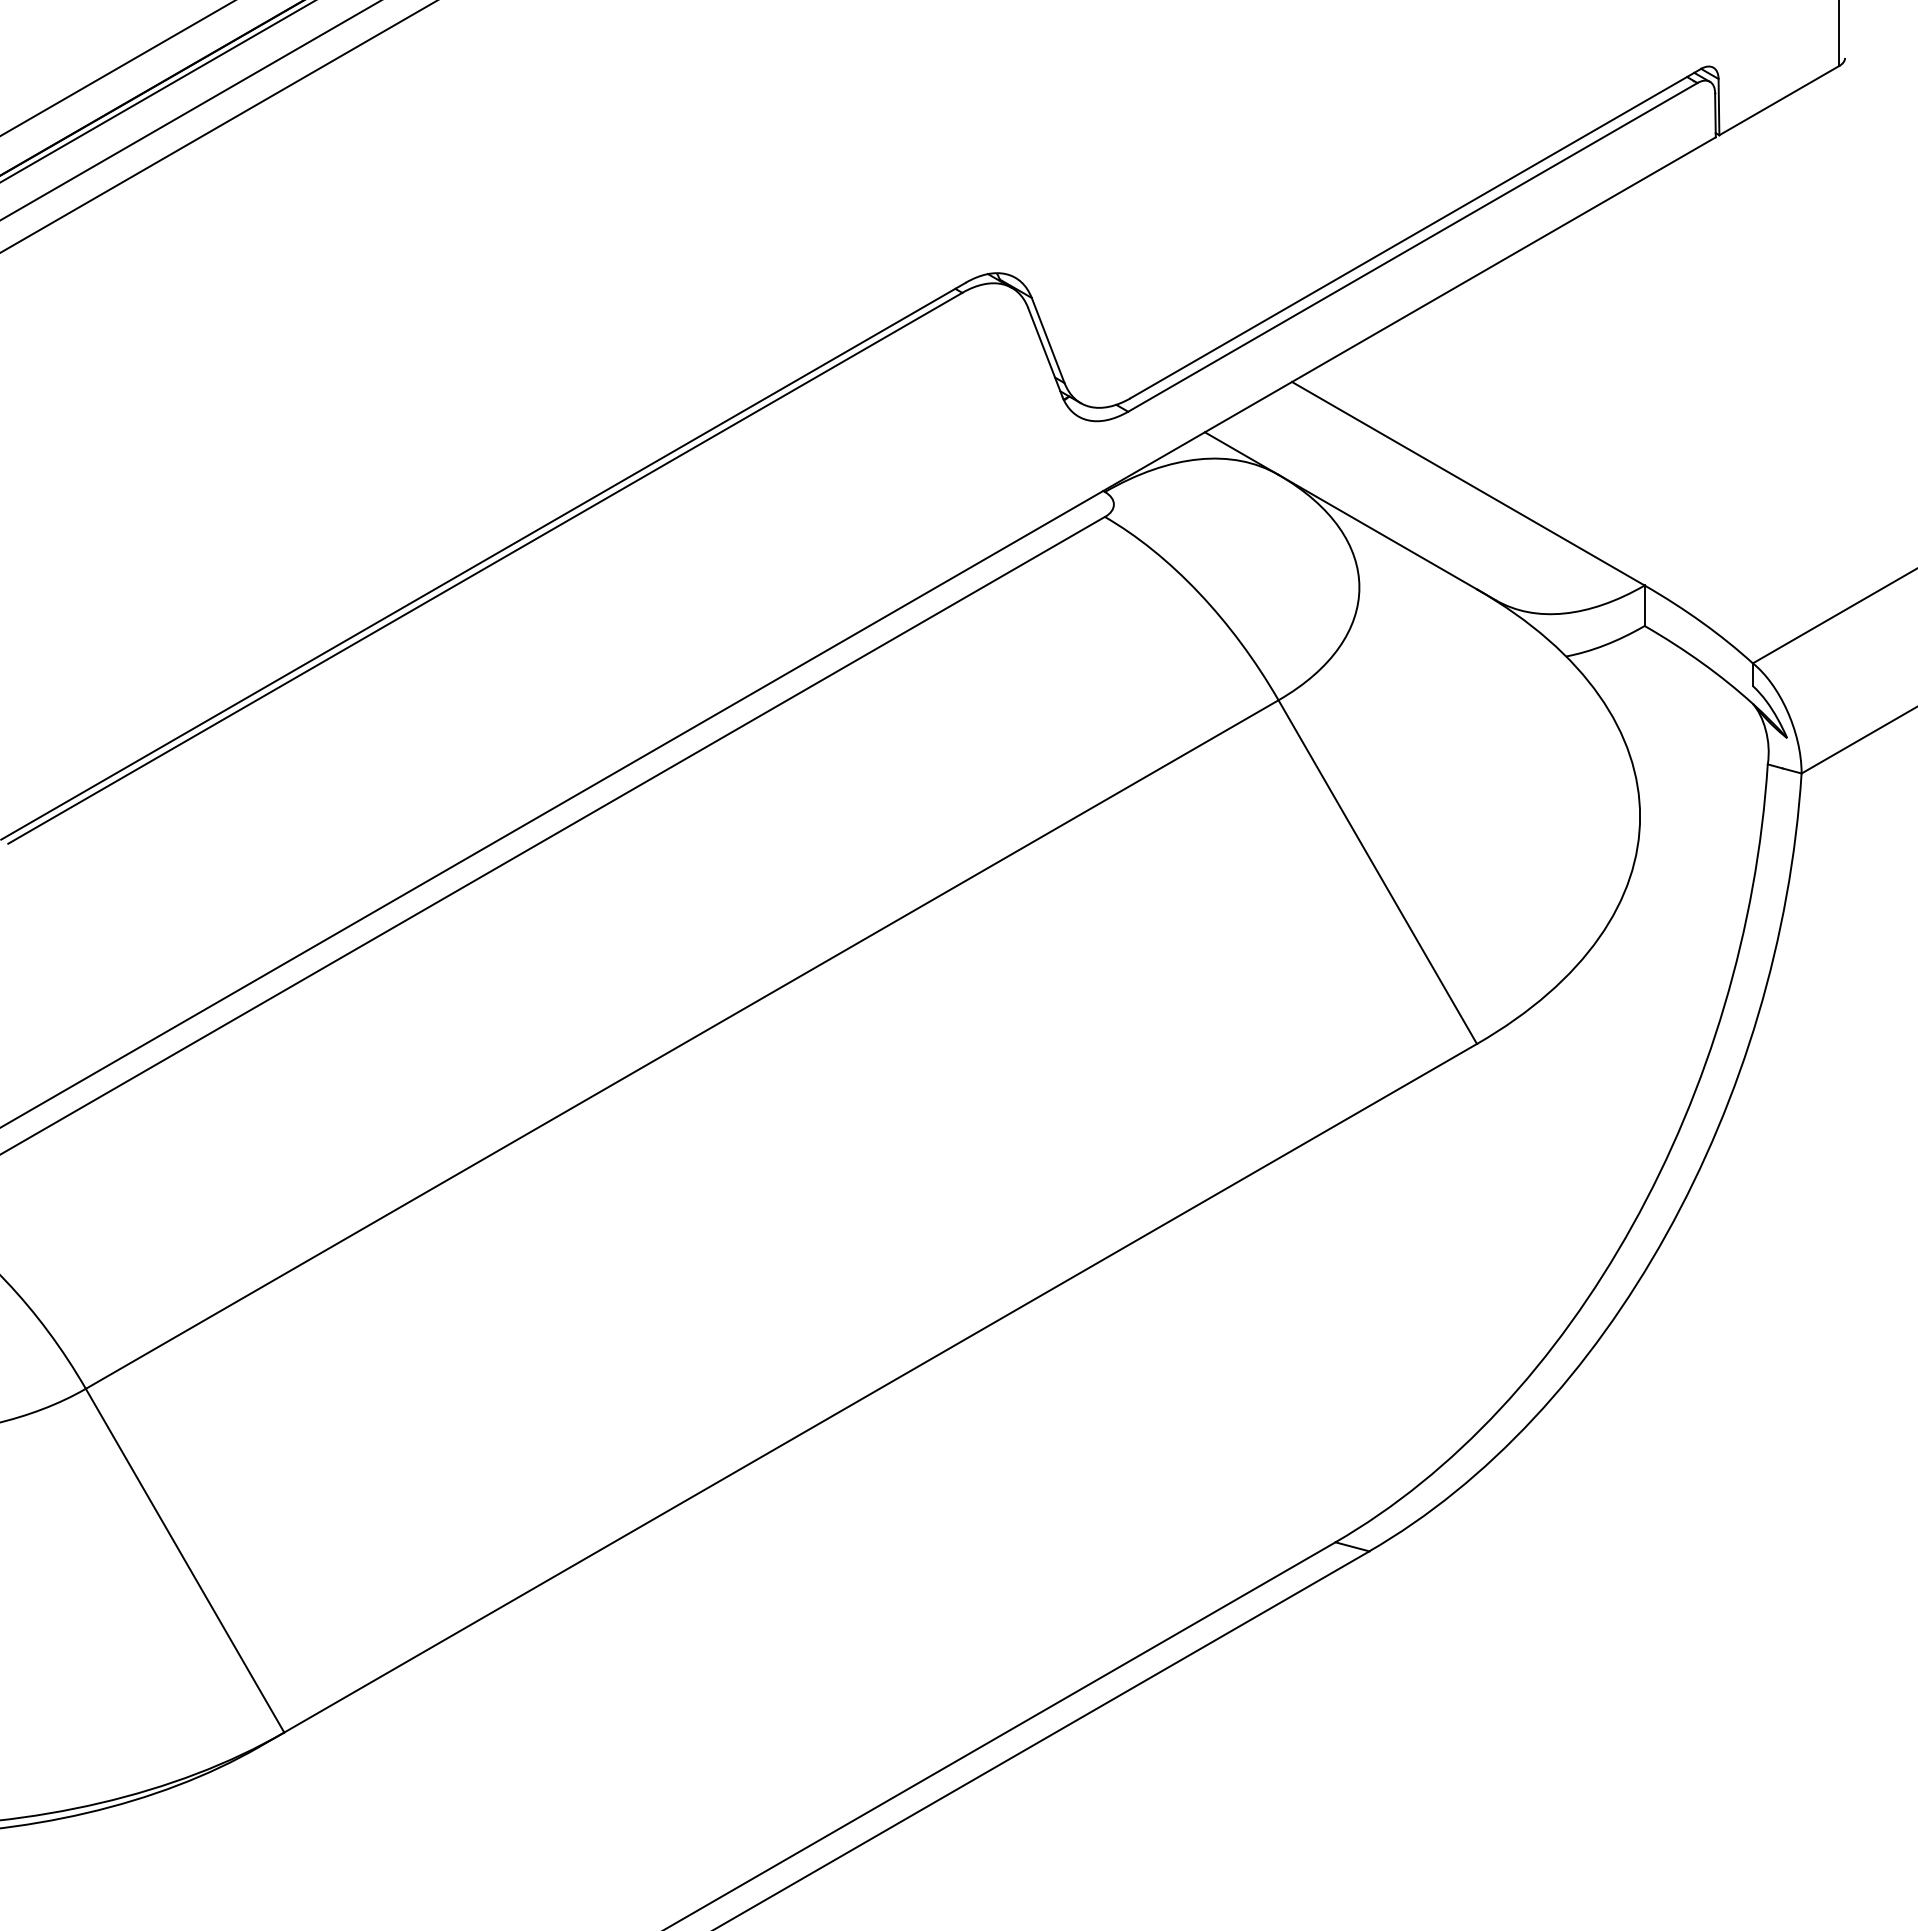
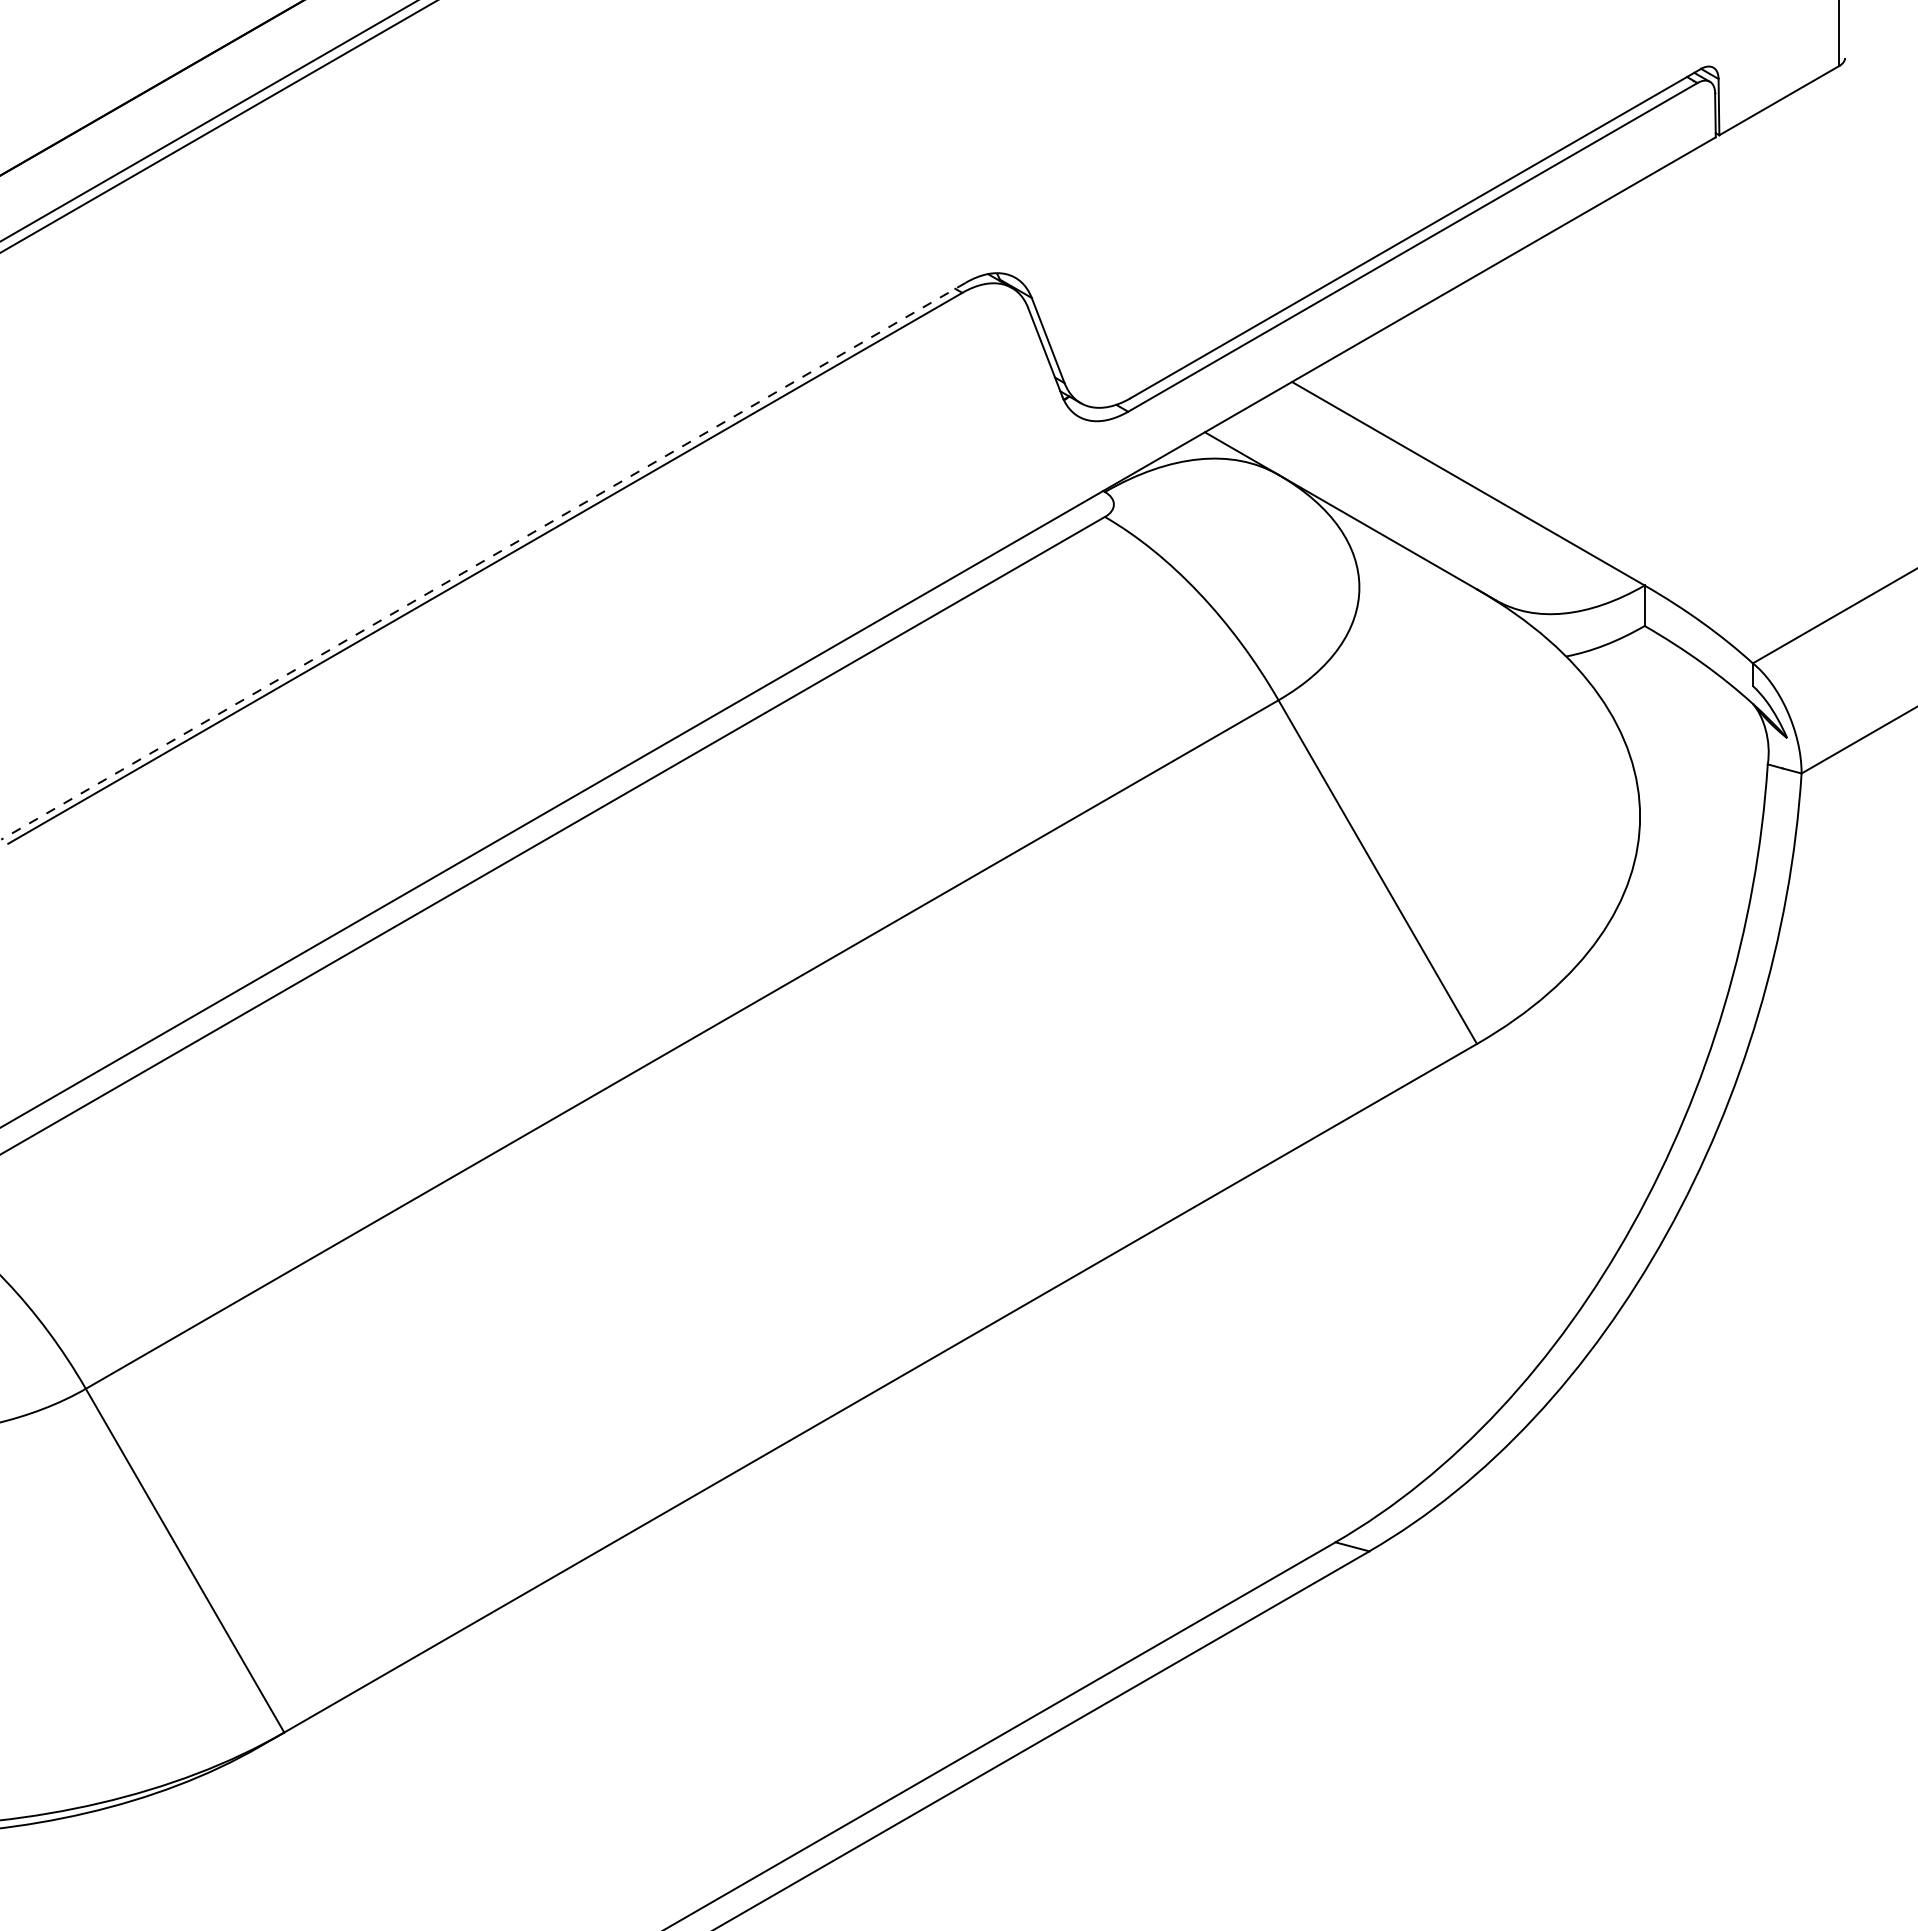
line: present -> none (117, 68)
line: present -> none (157, 91)
line position: (190, 110) -> (208, 121) (208, 121)
line: solid -> dashed (483, 561)
